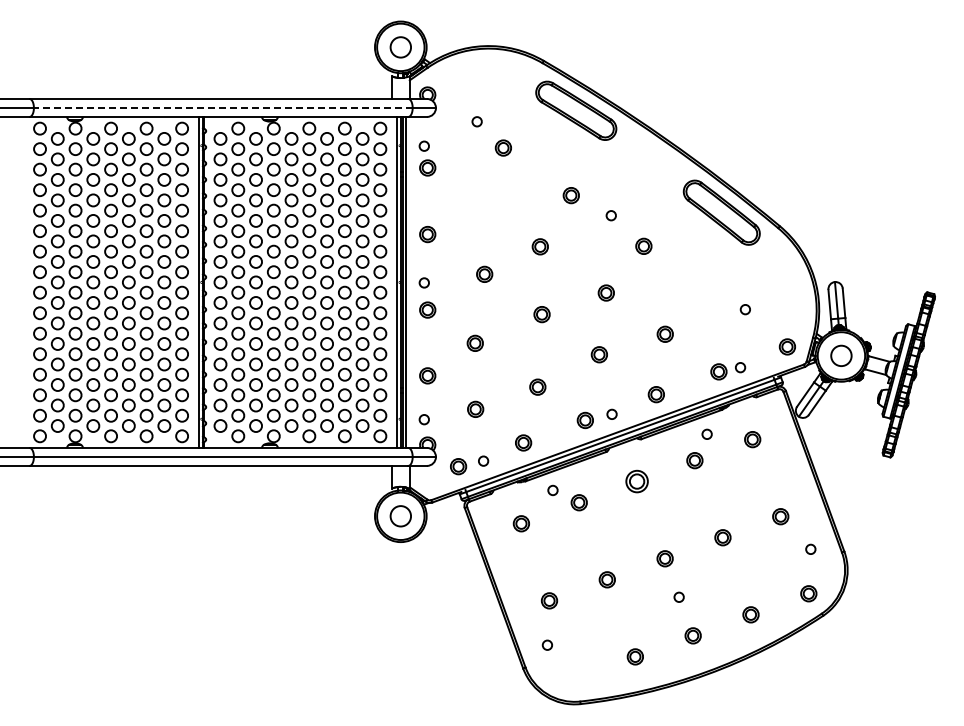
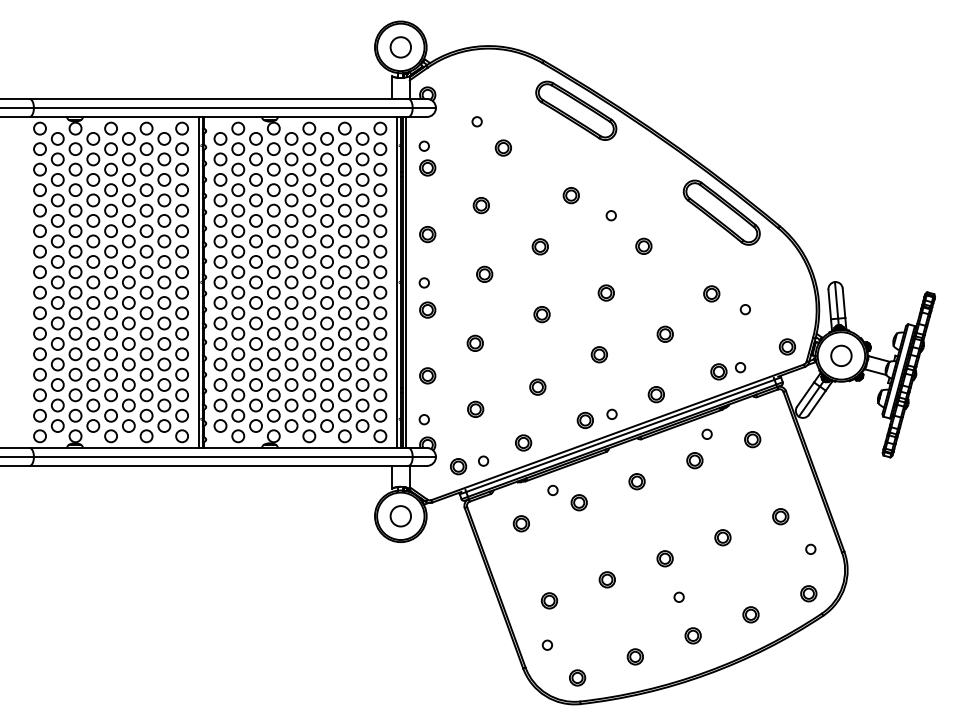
line: dashed -> solid (222, 107)
part: none -> present (480, 205)
part: none -> present (711, 293)
part size: 24x25 px -> 18x18 px (636, 481)
part: none -> present (577, 677)
